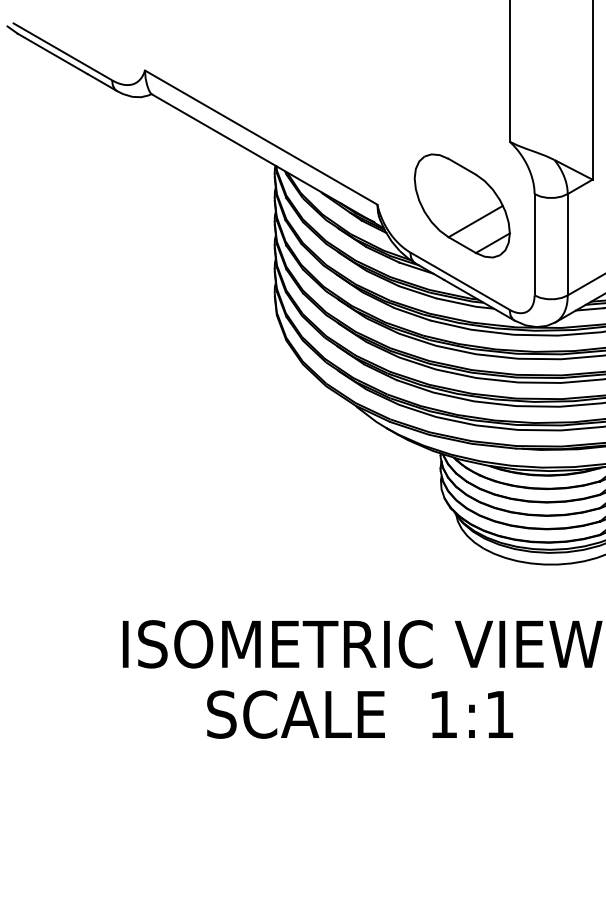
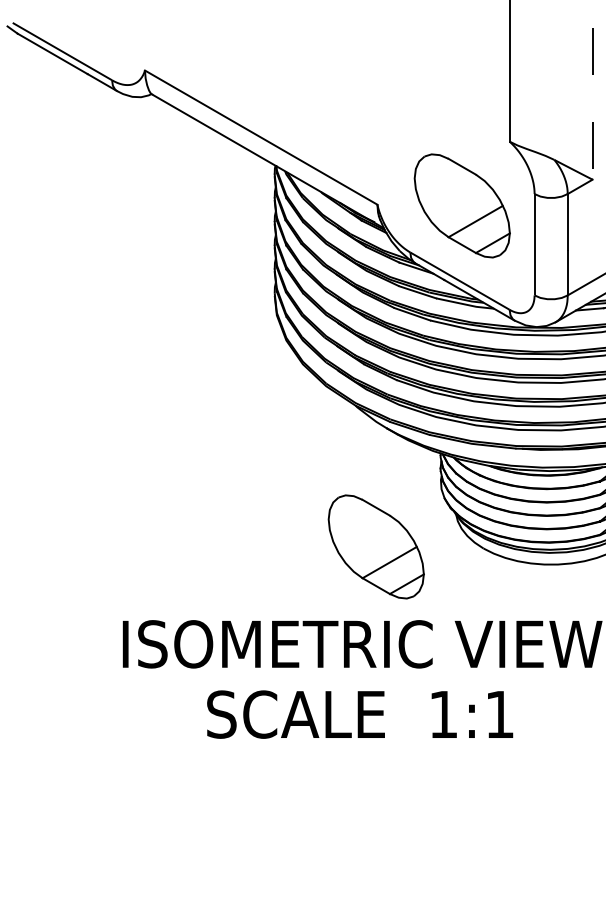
line: solid -> dashed (592, 90)
part: none -> present (375, 546)
